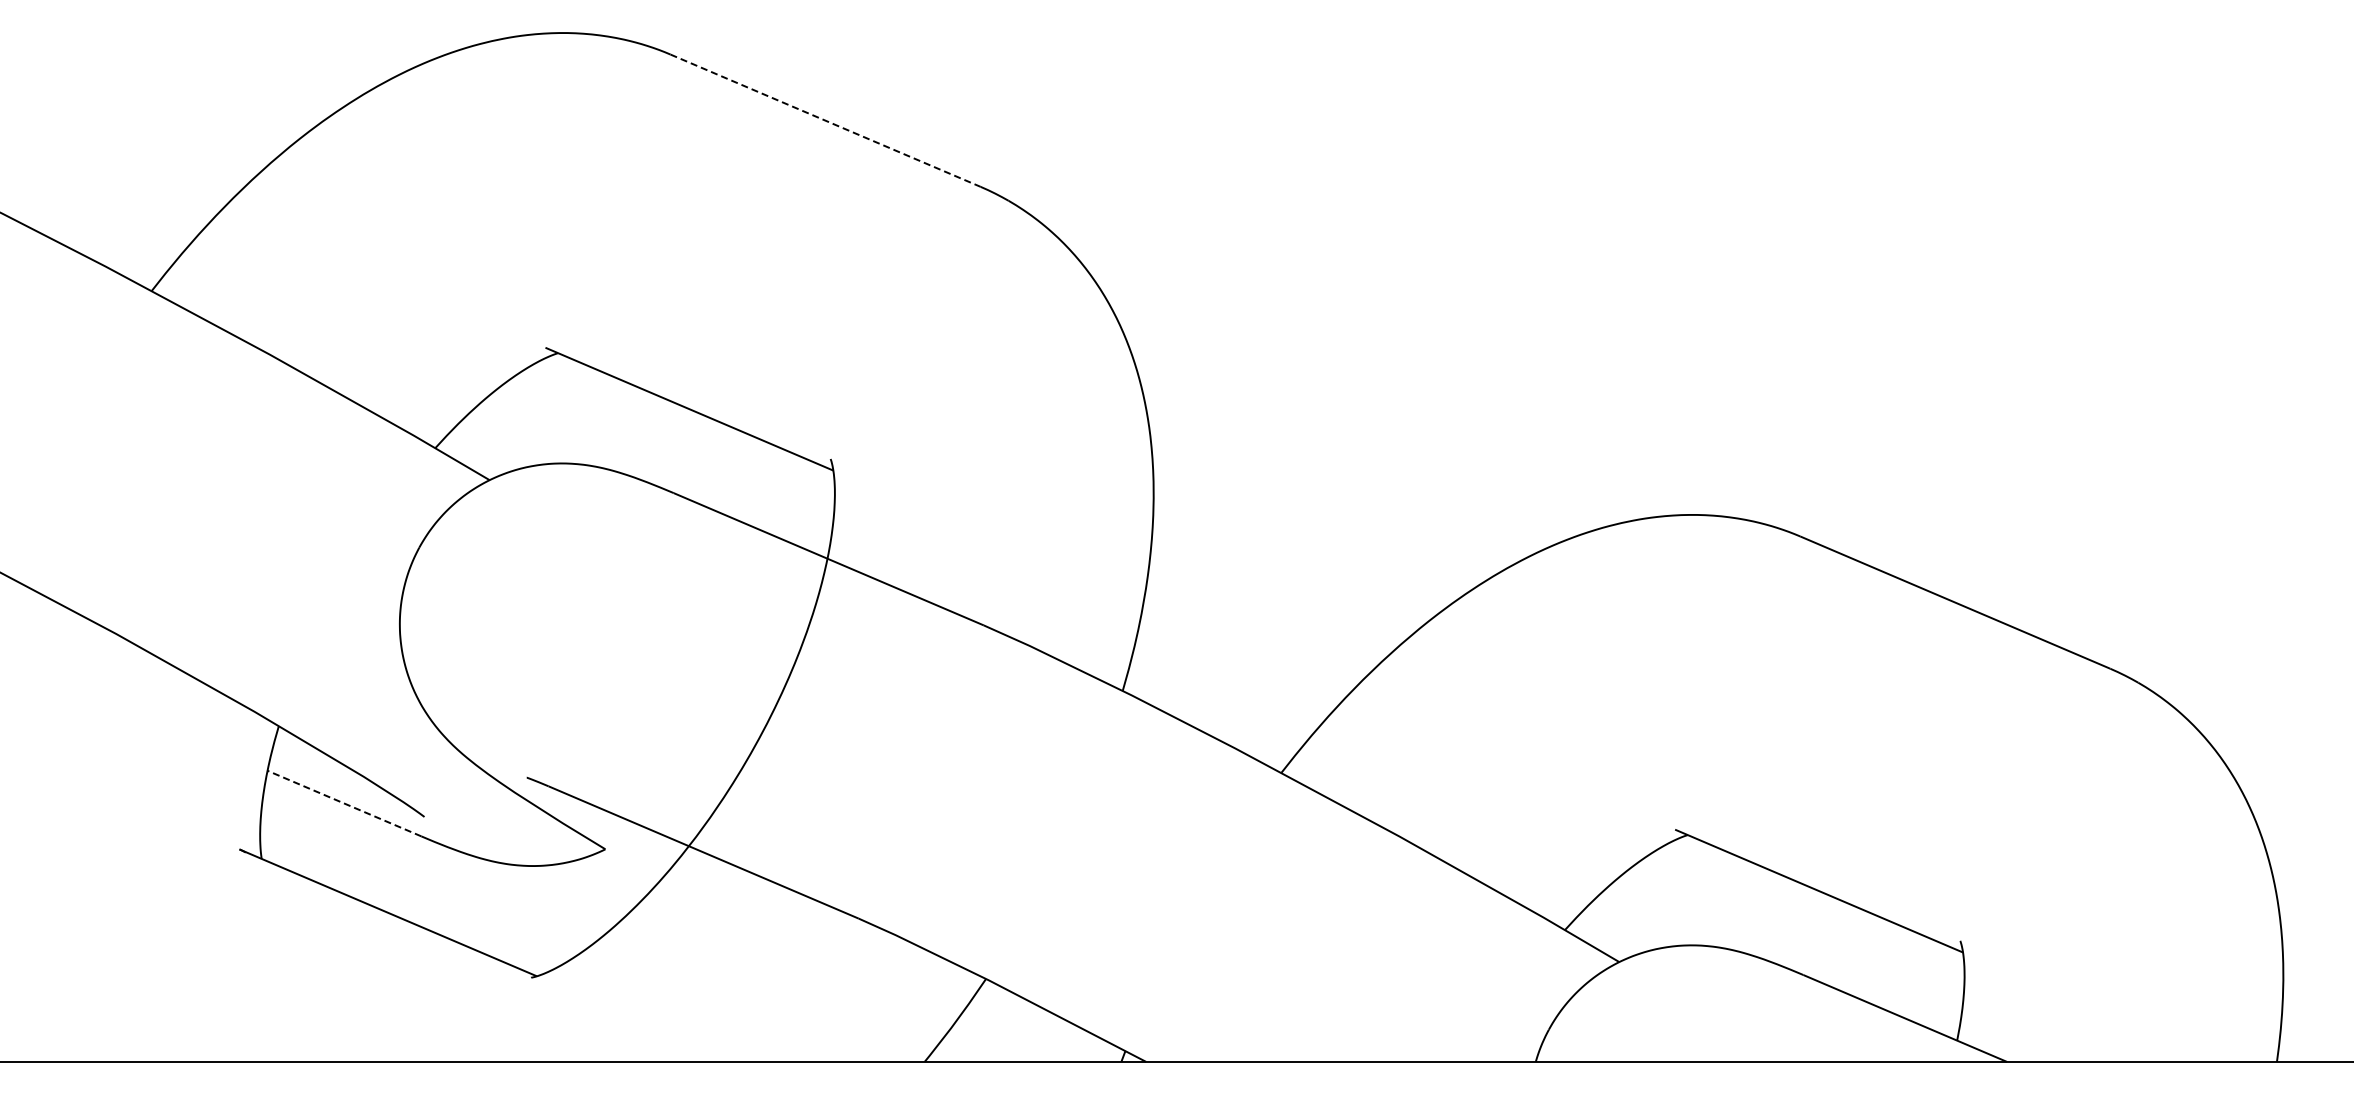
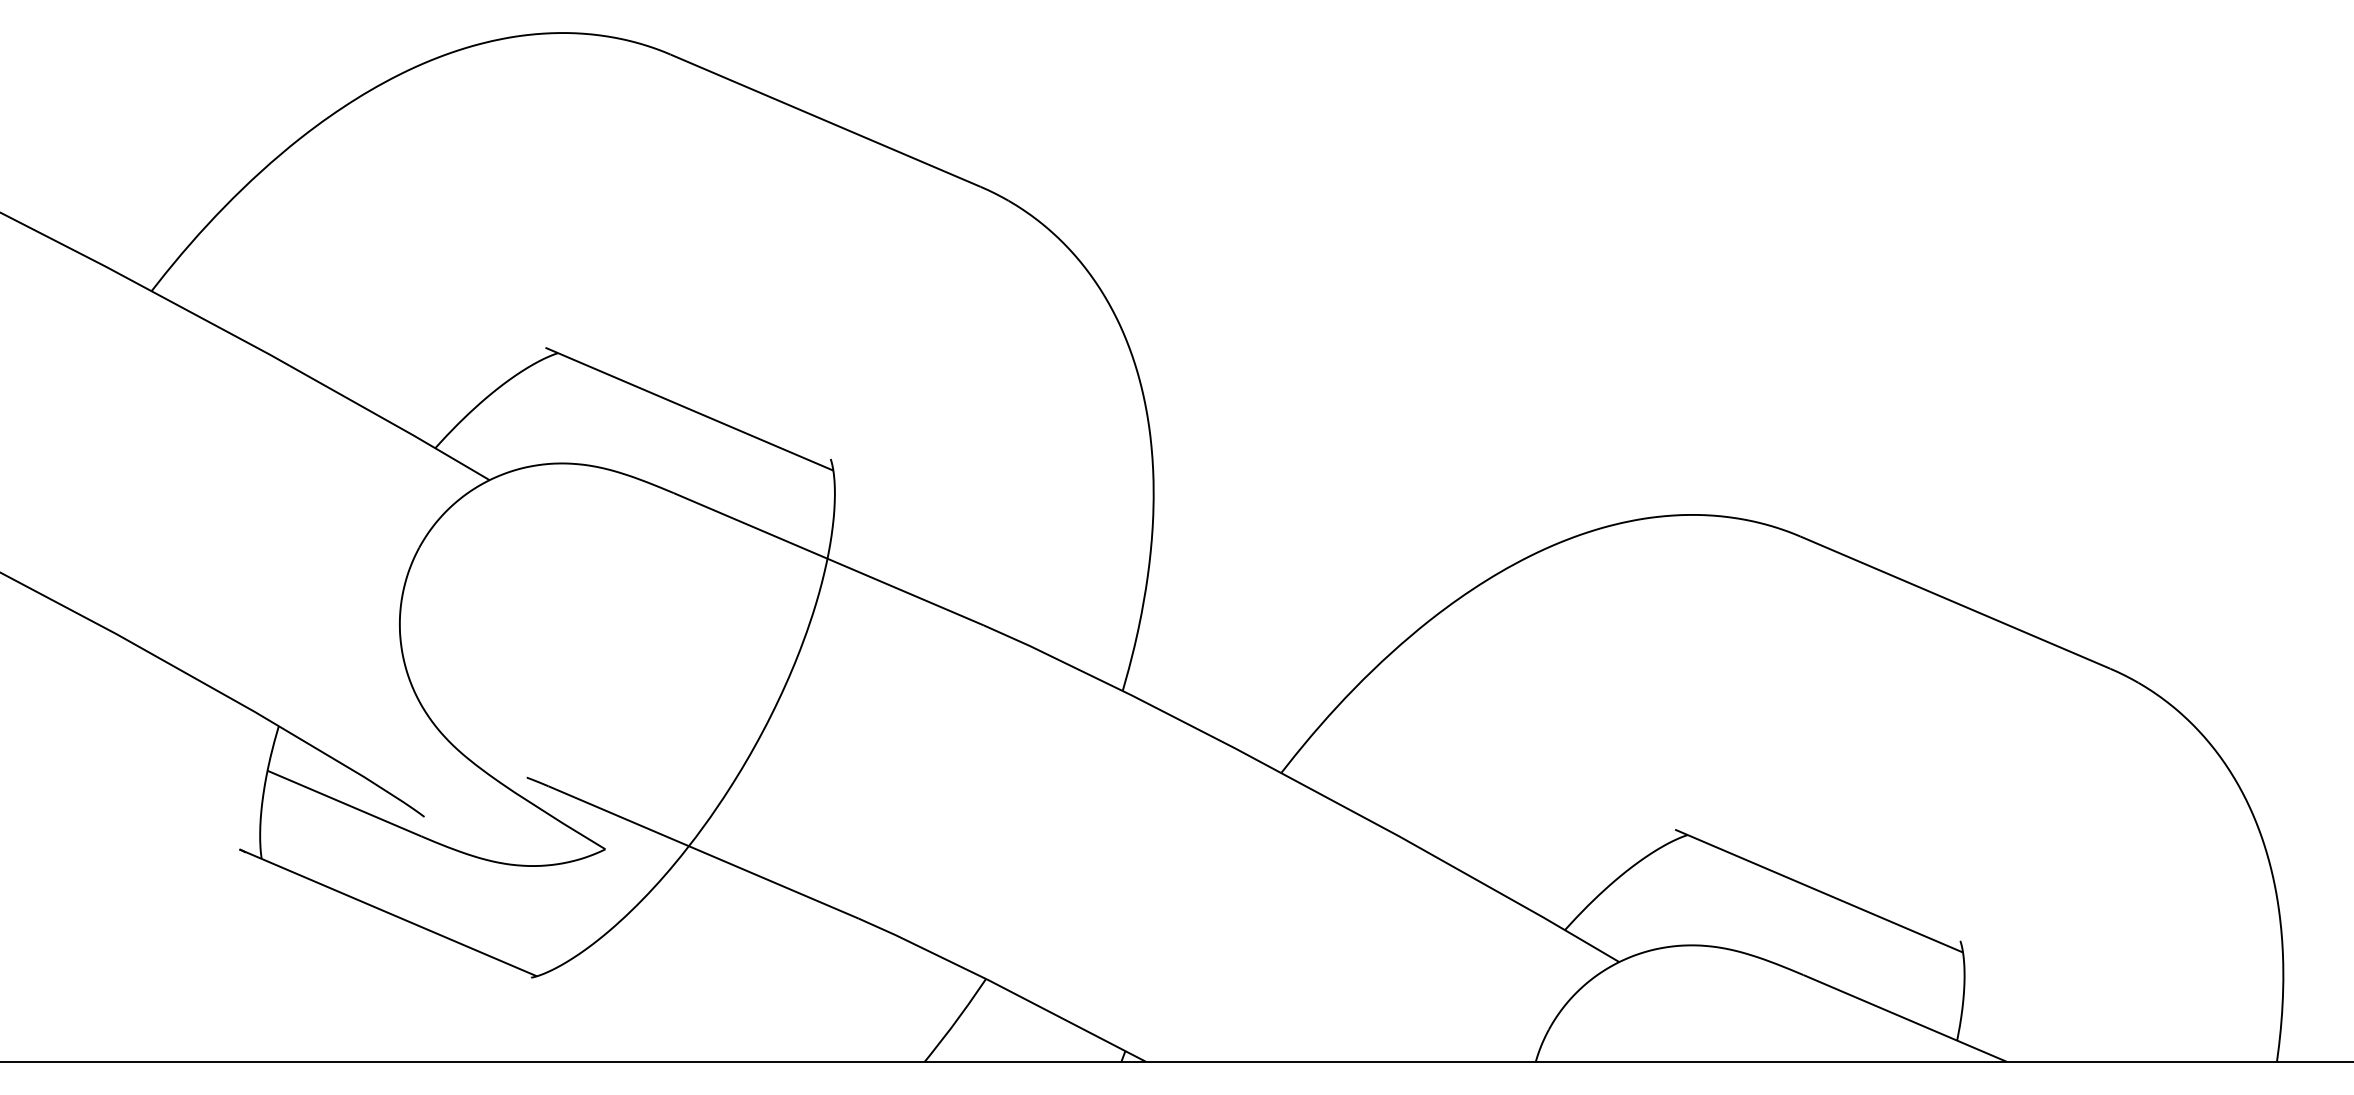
line: dashed -> solid (825, 120)
line: dashed -> solid (344, 803)
